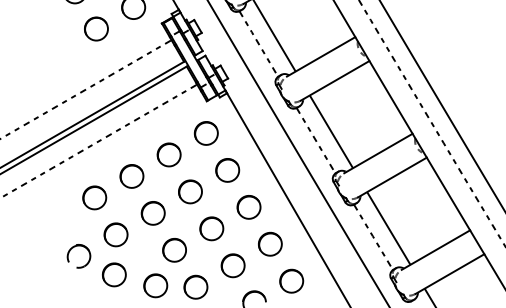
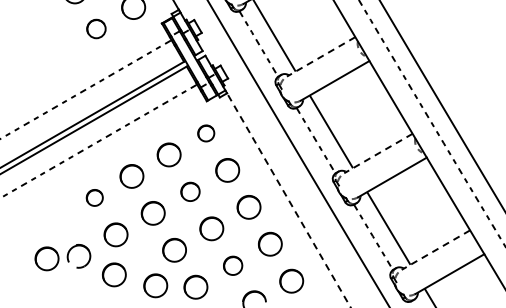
circle size: 25x26 px -> 21x22 px (96, 28)
line: solid -> dashed (320, 57)
part size: 26x25 px -> 19x19 px (206, 133)
line: solid -> dashed (377, 153)
part size: 25x26 px -> 21x21 px (190, 191)
part size: 26x26 px -> 19x18 px (94, 197)
line: solid -> dashed (287, 198)
line: solid -> dashed (435, 250)
part: none -> present (46, 258)
part size: 26x26 px -> 21x21 px (233, 265)
